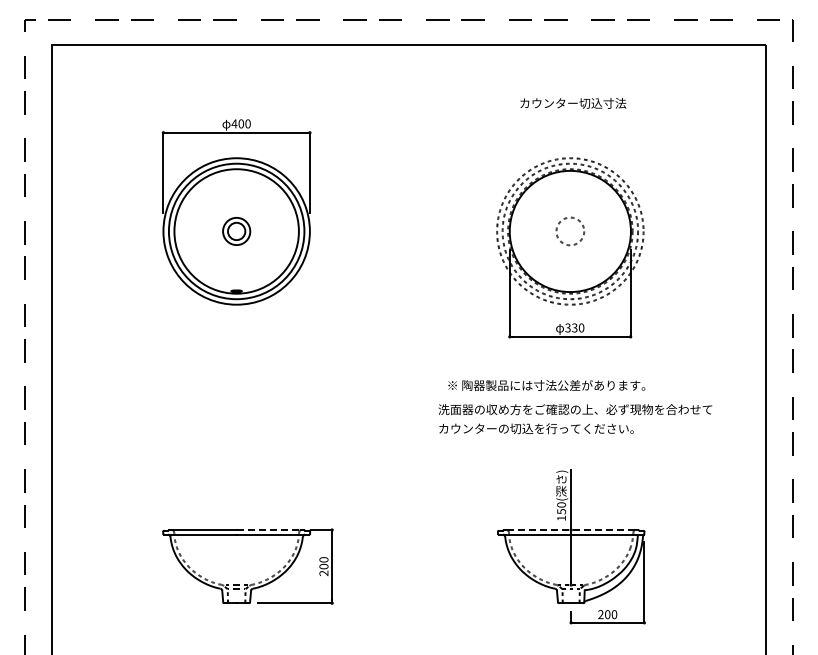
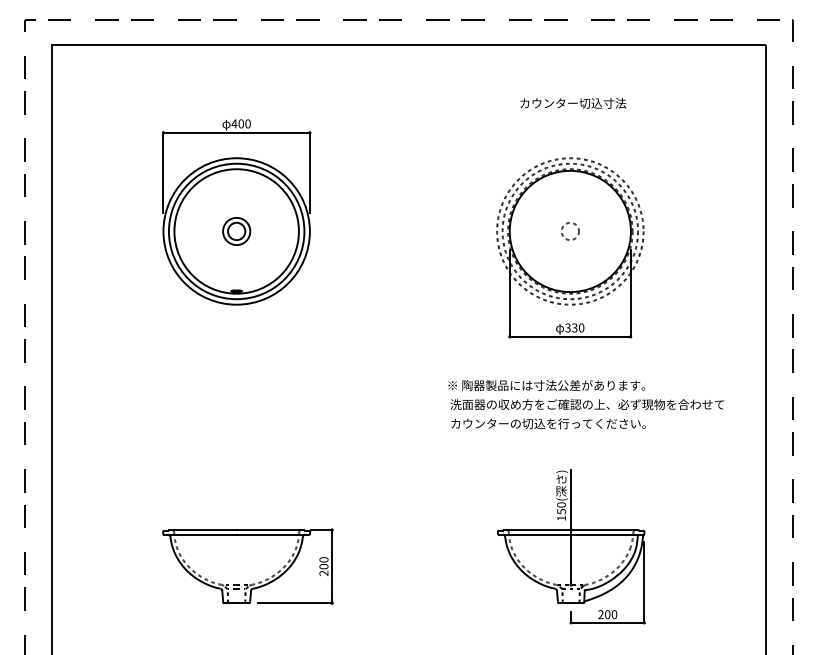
circle diameter: 28 px -> 17 px (570, 231)
text position: (575, 419) -> (587, 414) (587, 414)
line: dashed -> solid (269, 530)
line: dashed -> solid (571, 530)
